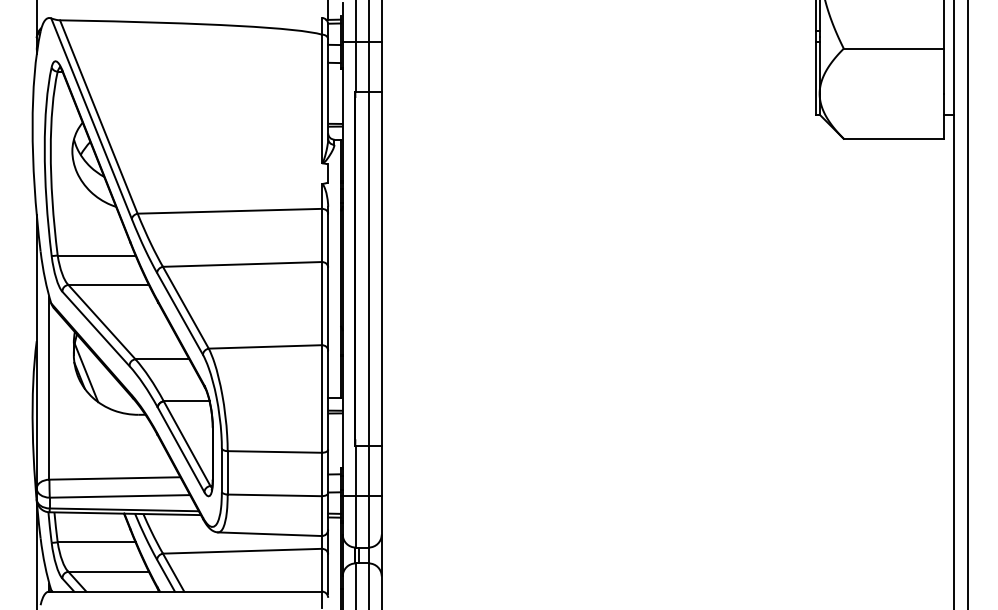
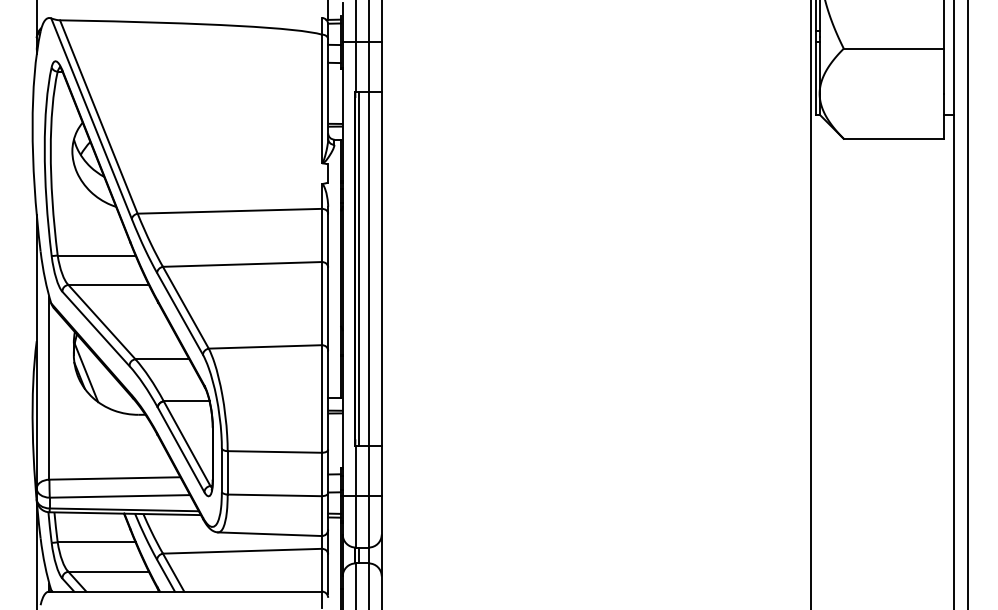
line: none -> present (359, 268)
line: none -> present (811, 304)
